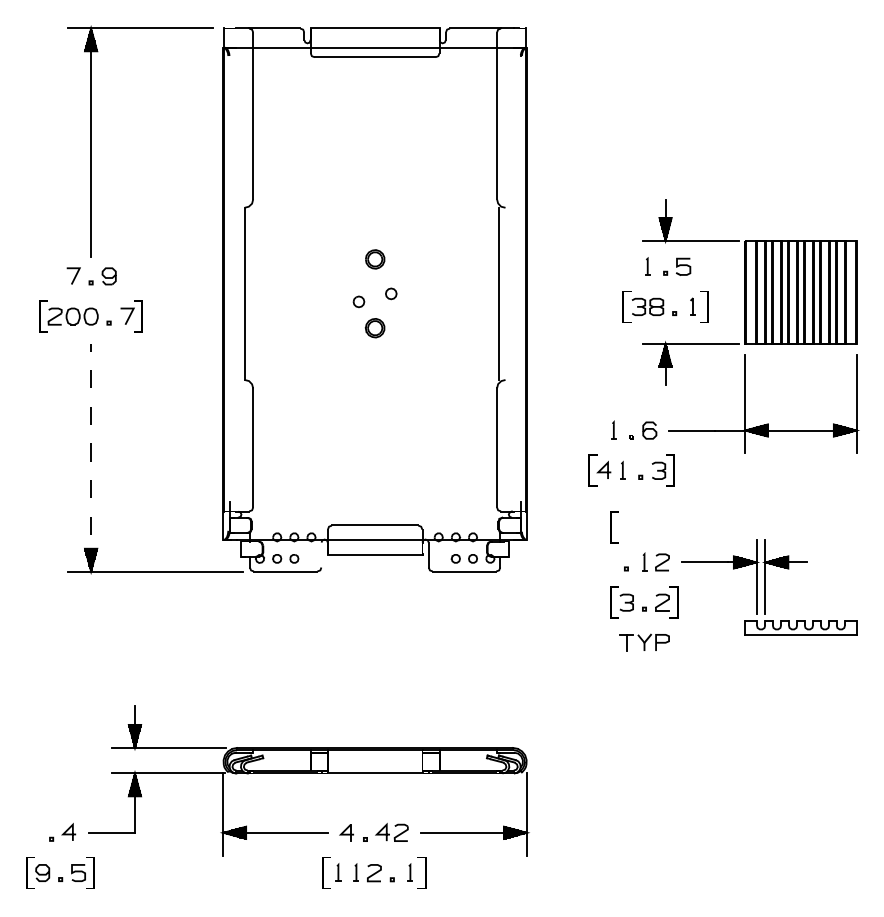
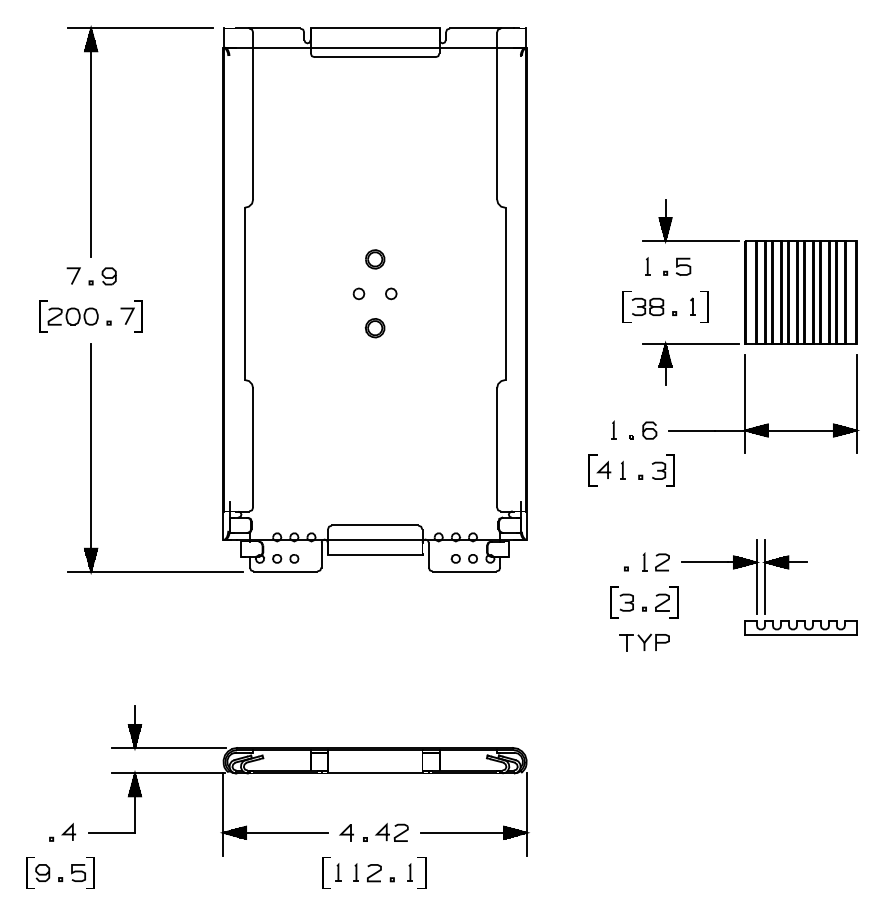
line position: (498, 293) -> (505, 293) (505, 293)
part position: (358, 301) -> (358, 293) (358, 293)
line: dashed -> solid (91, 457)
line: present -> none (611, 527)
line: none -> present (321, 554)
